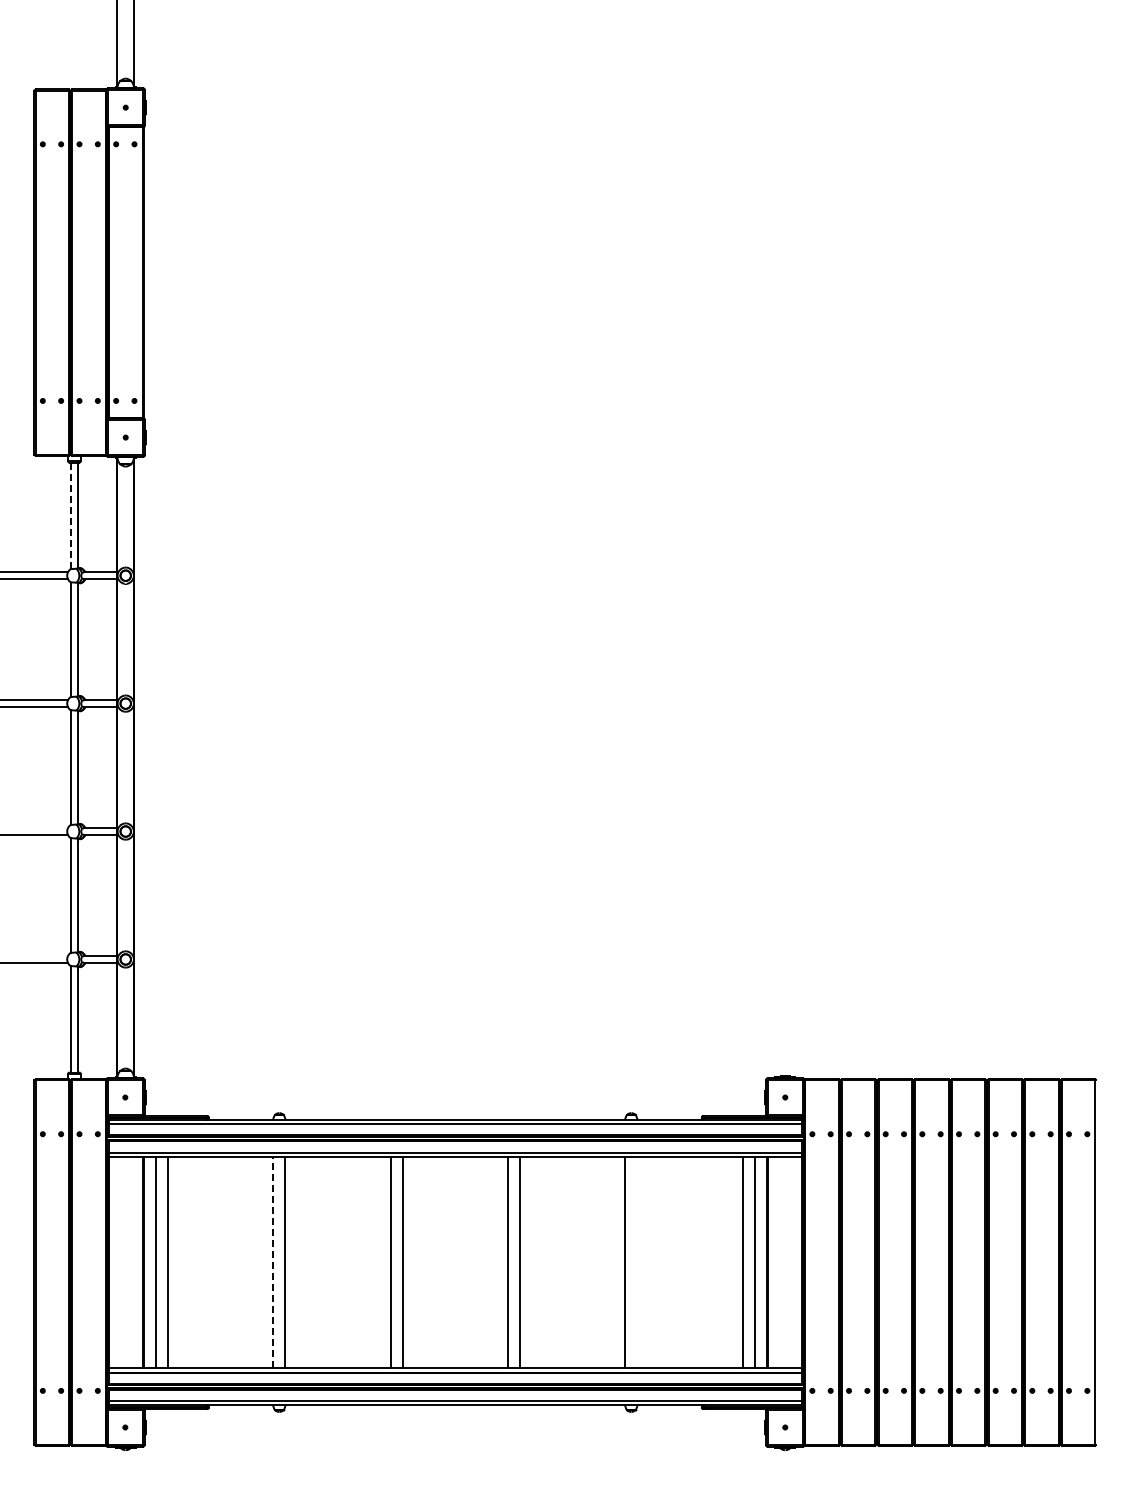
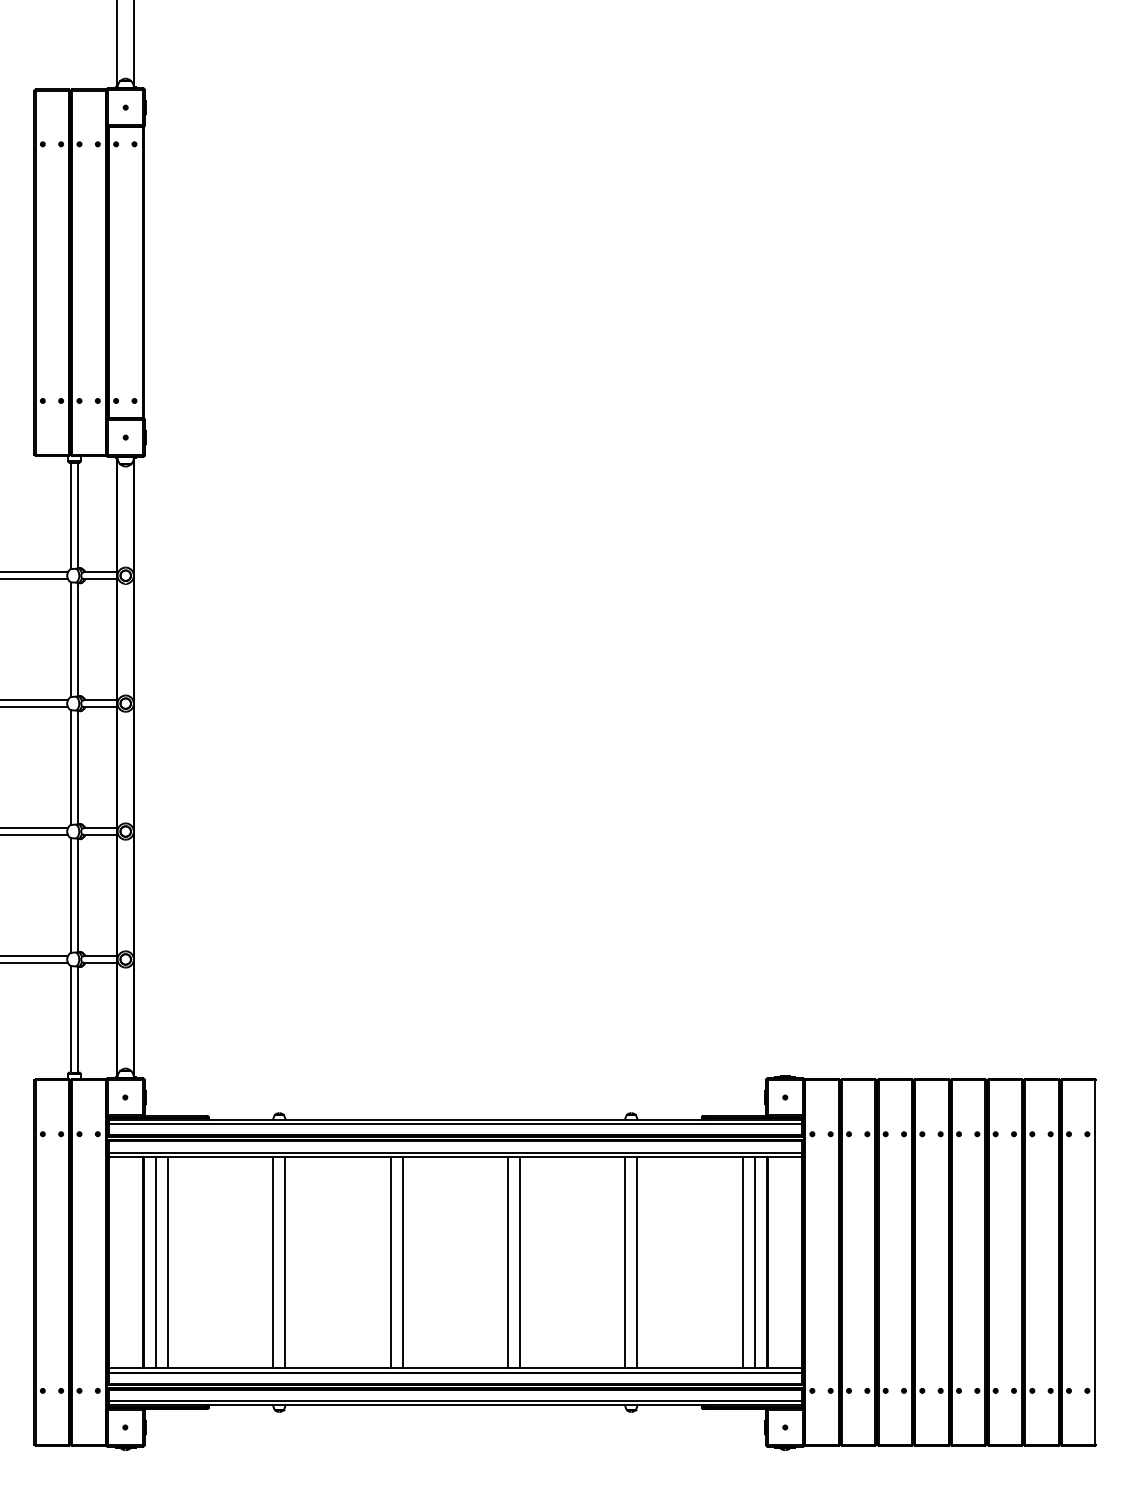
line: dashed -> solid (71, 516)
line: none -> present (34, 828)
line: none -> present (34, 956)
line: dashed -> solid (273, 1262)
line: none -> present (637, 1262)
